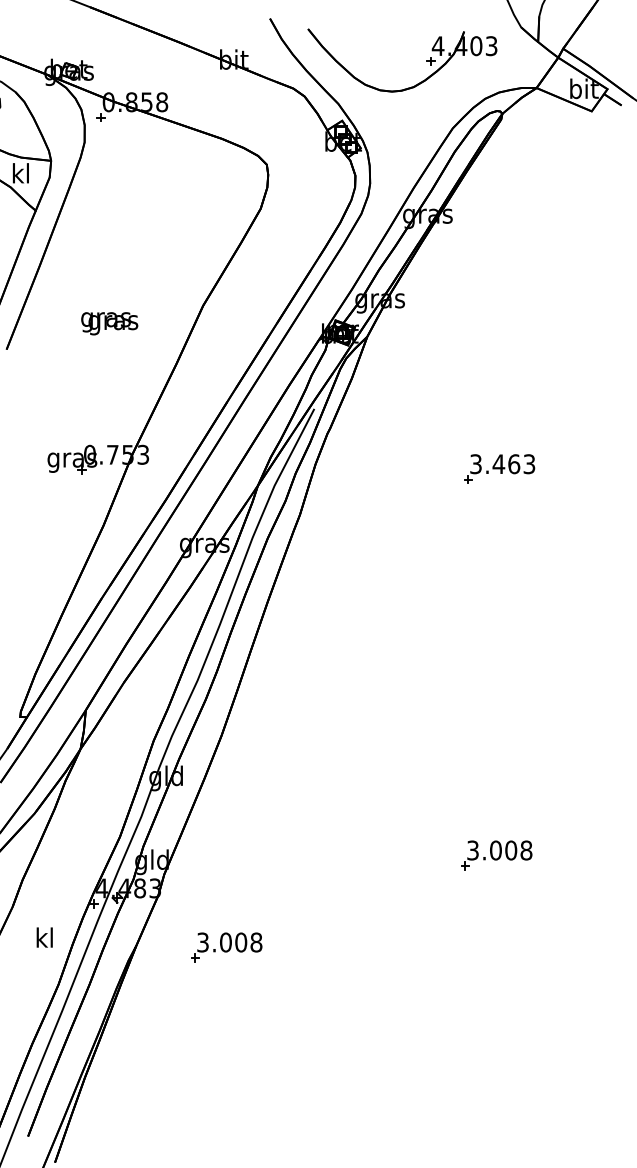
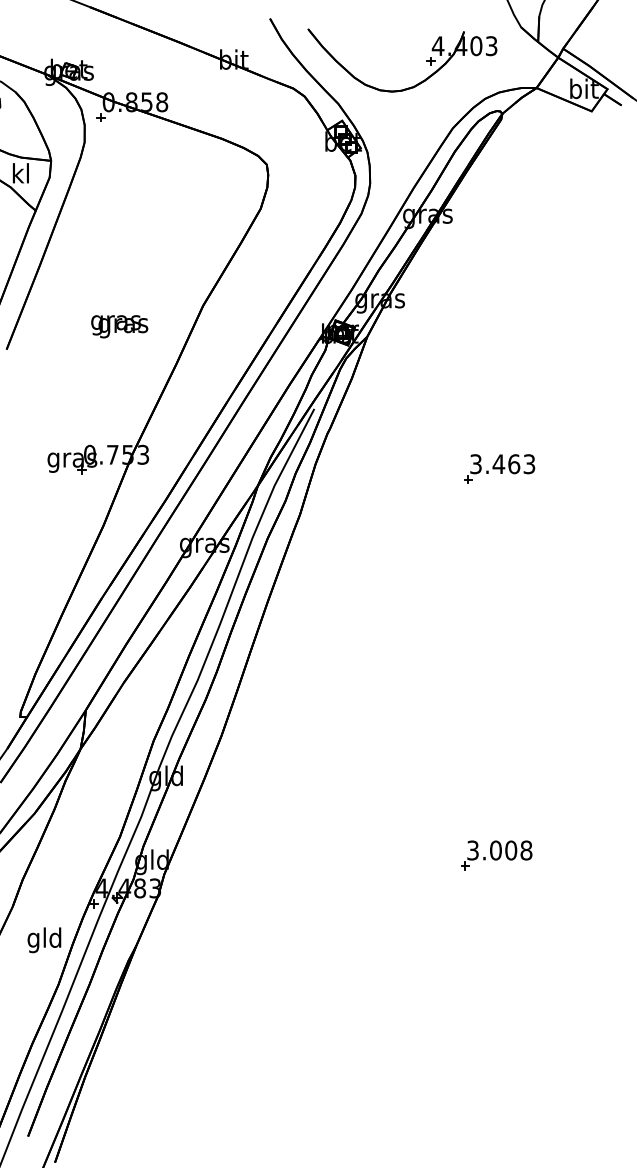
text position: (109, 323) -> (119, 326) (119, 326)
text: kl -> gld (44, 940)
part: present -> none (226, 947)
